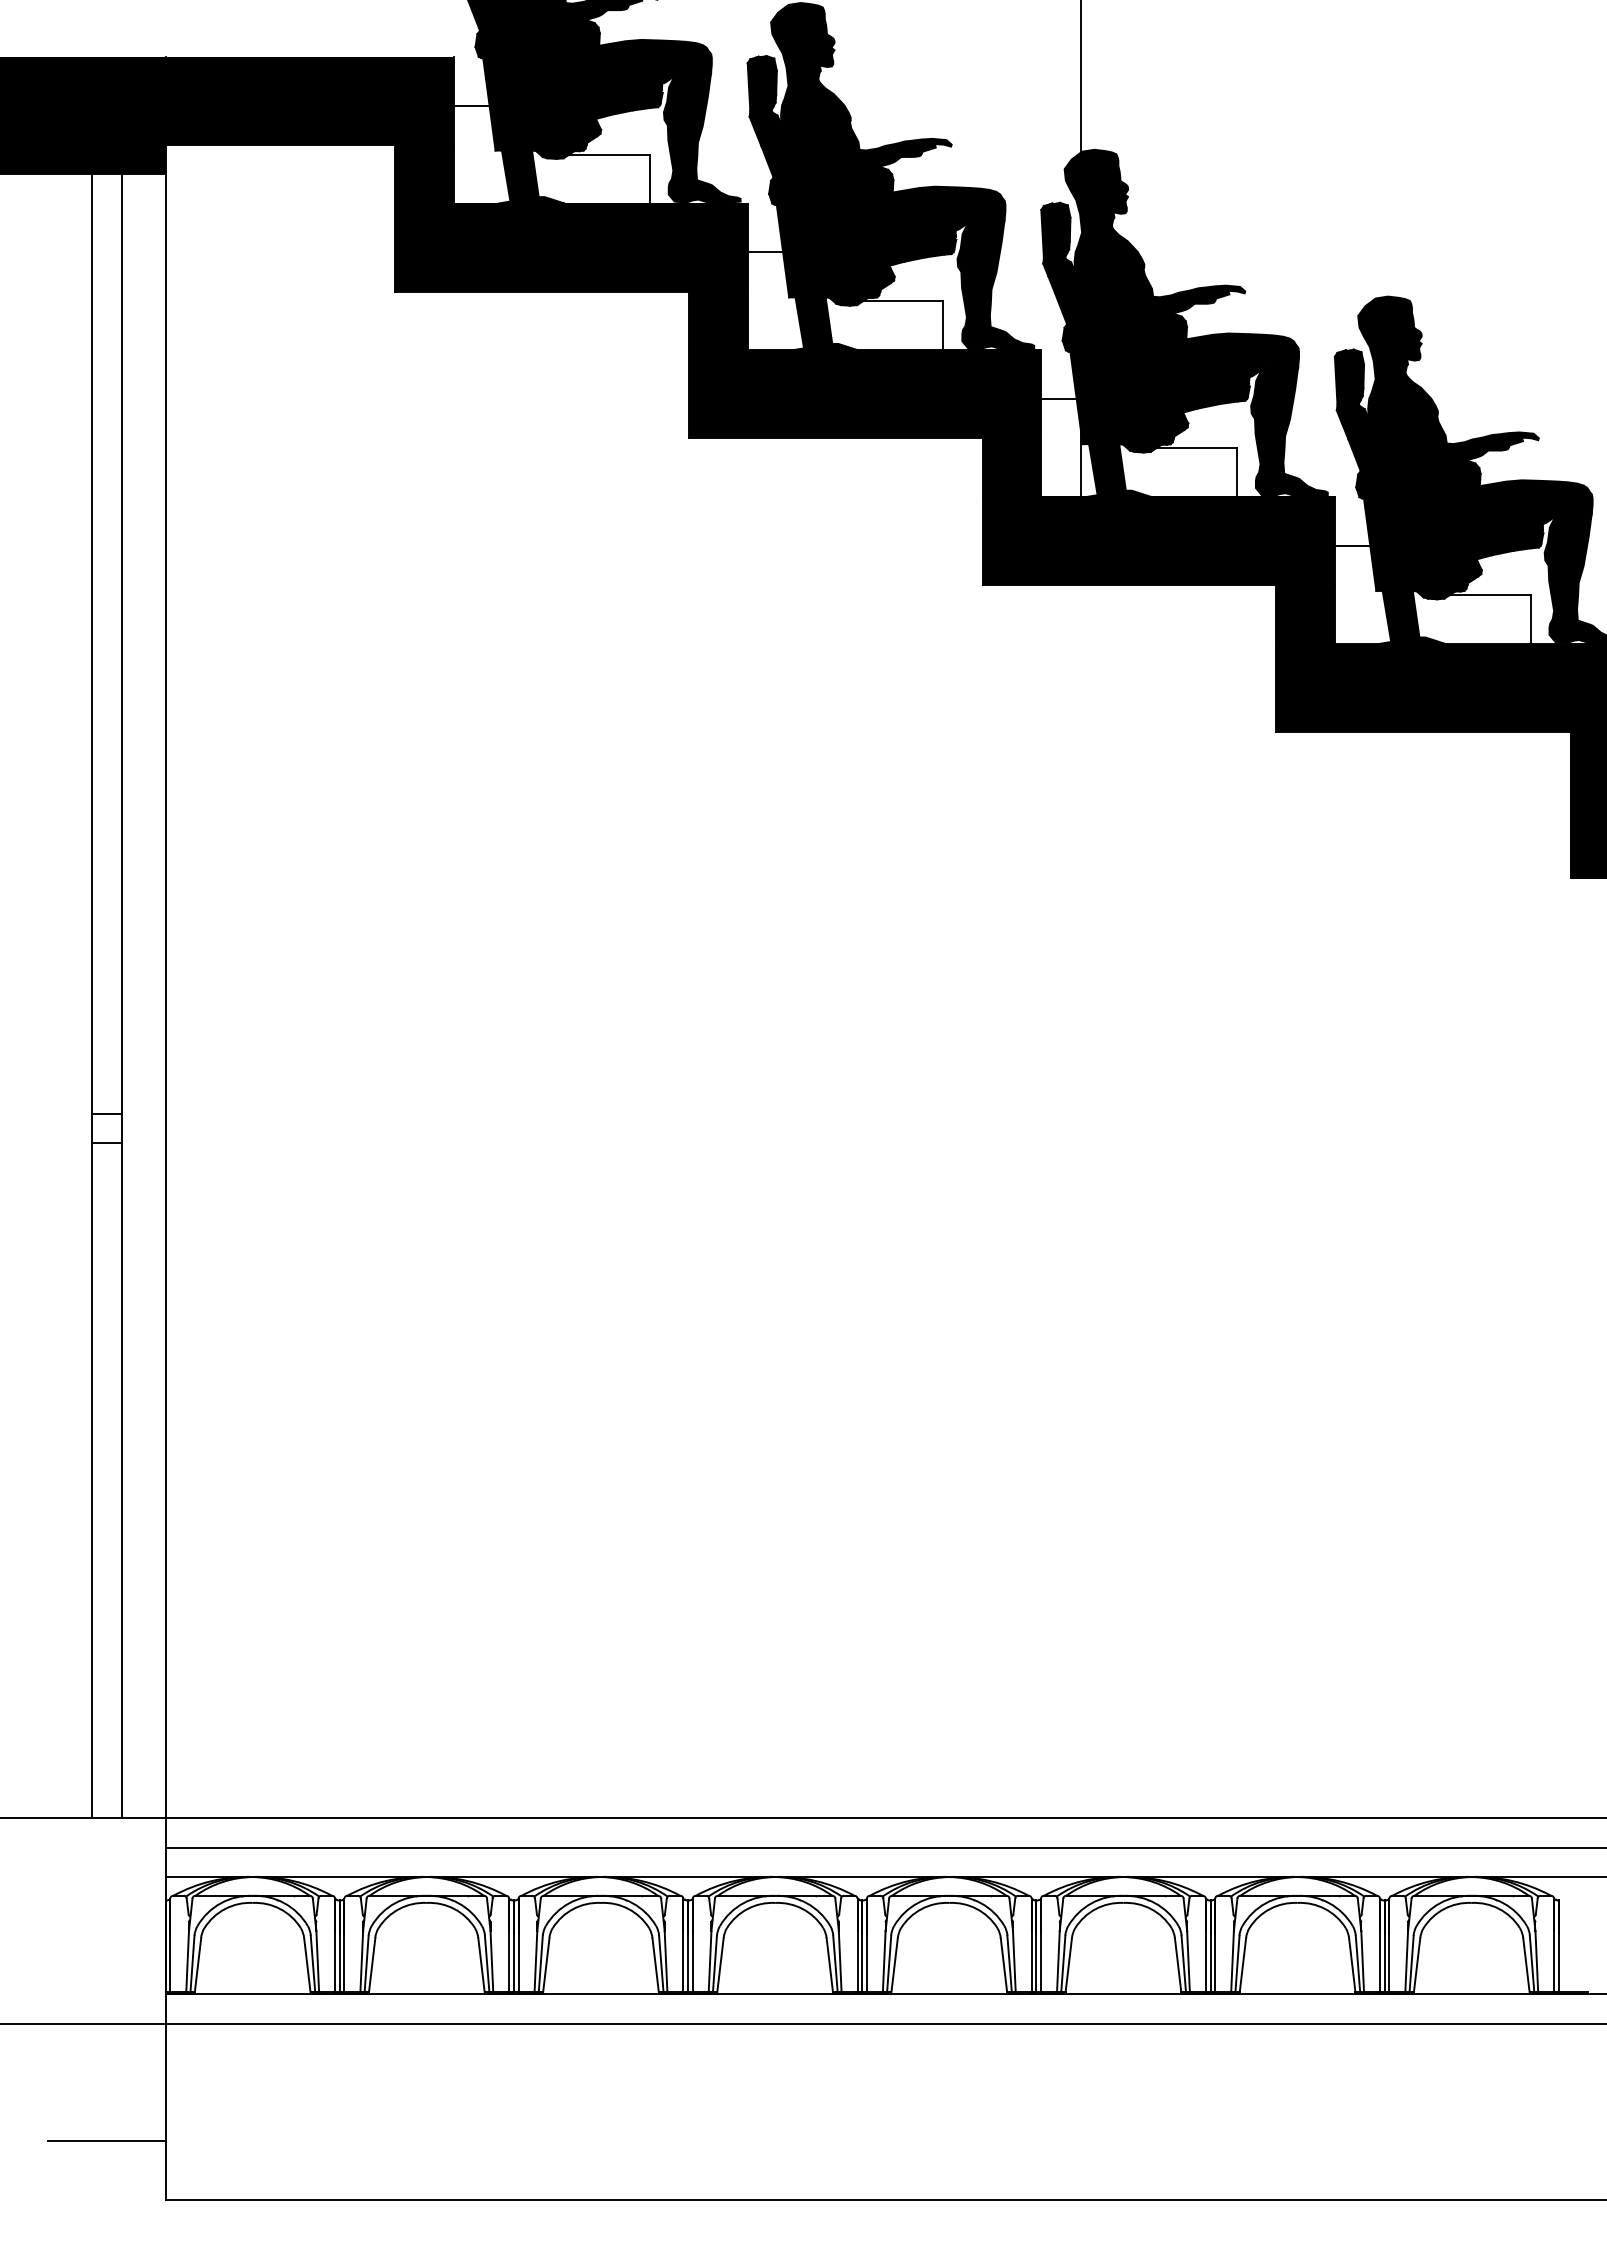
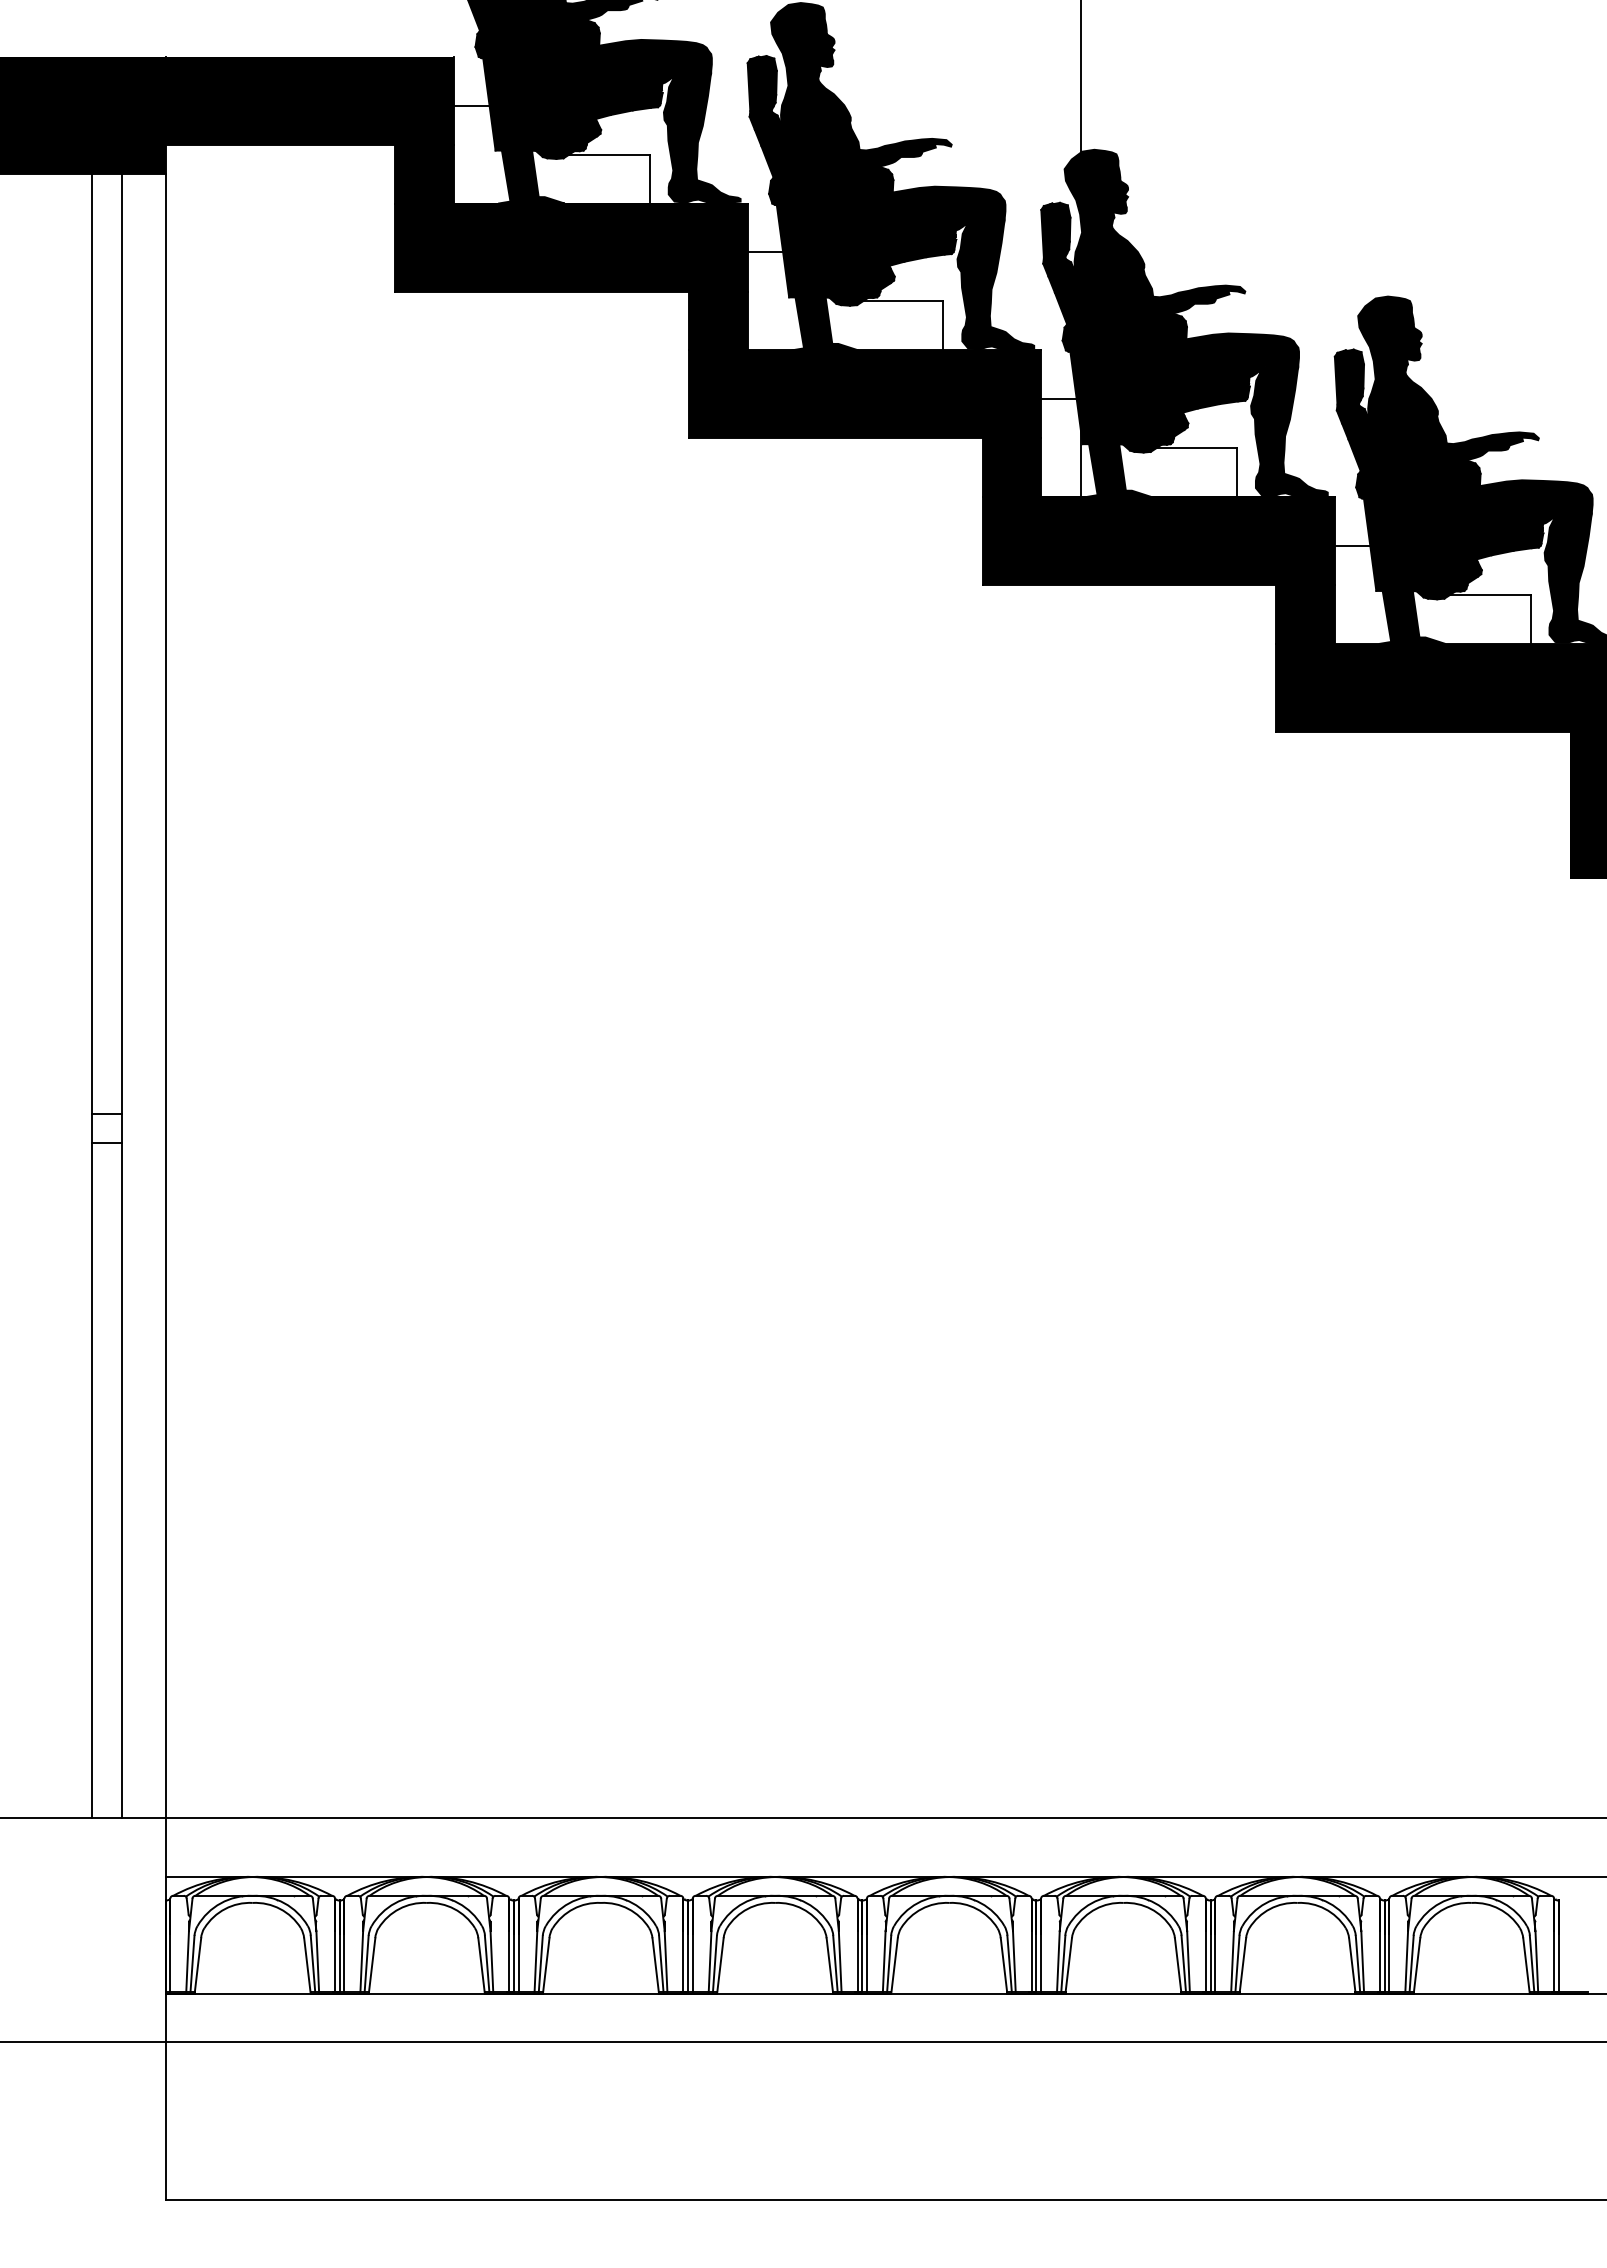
line: present -> none (884, 1847)
line position: (802, 2023) -> (802, 2041) (802, 2041)
line: present -> none (106, 2141)
